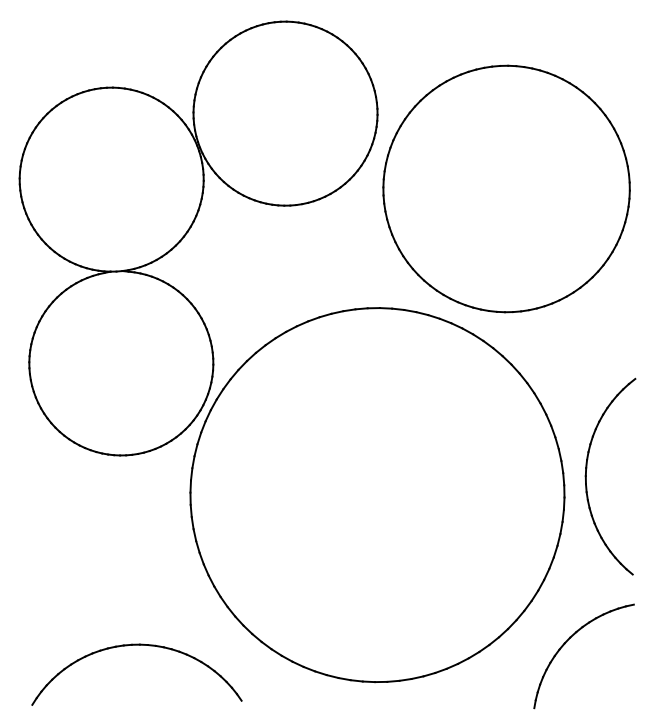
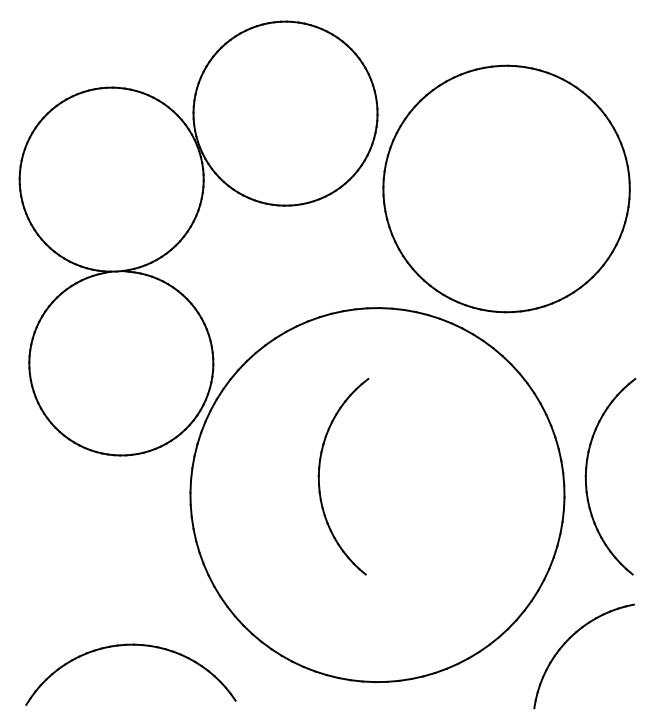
part: none -> present (319, 476)
part position: (136, 645) -> (130, 645) (130, 645)
